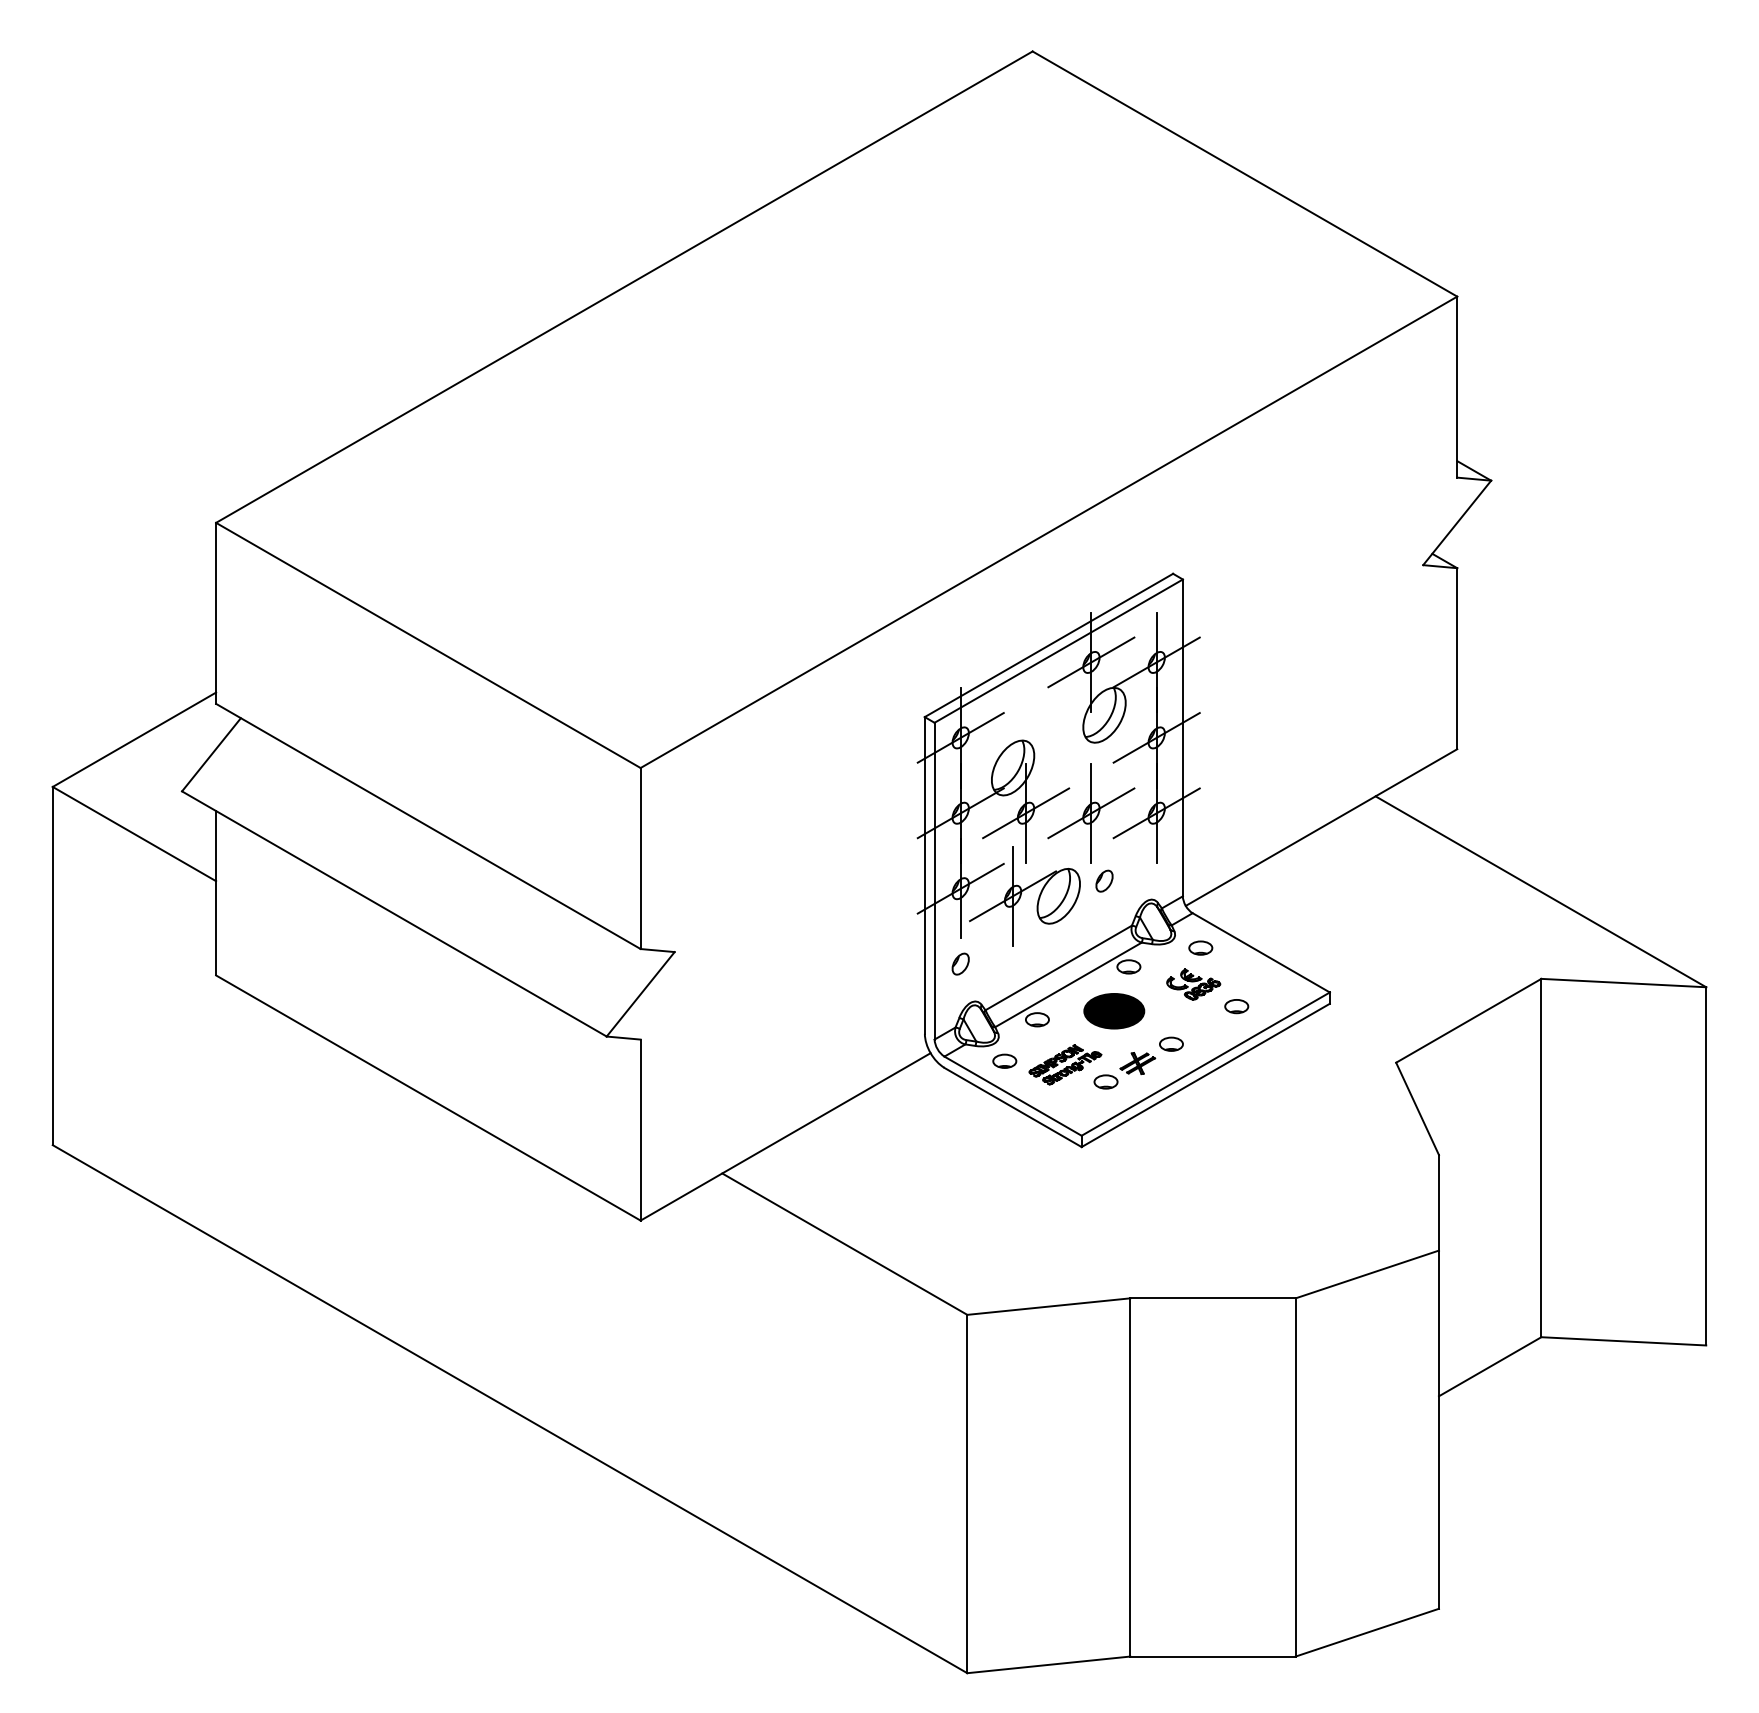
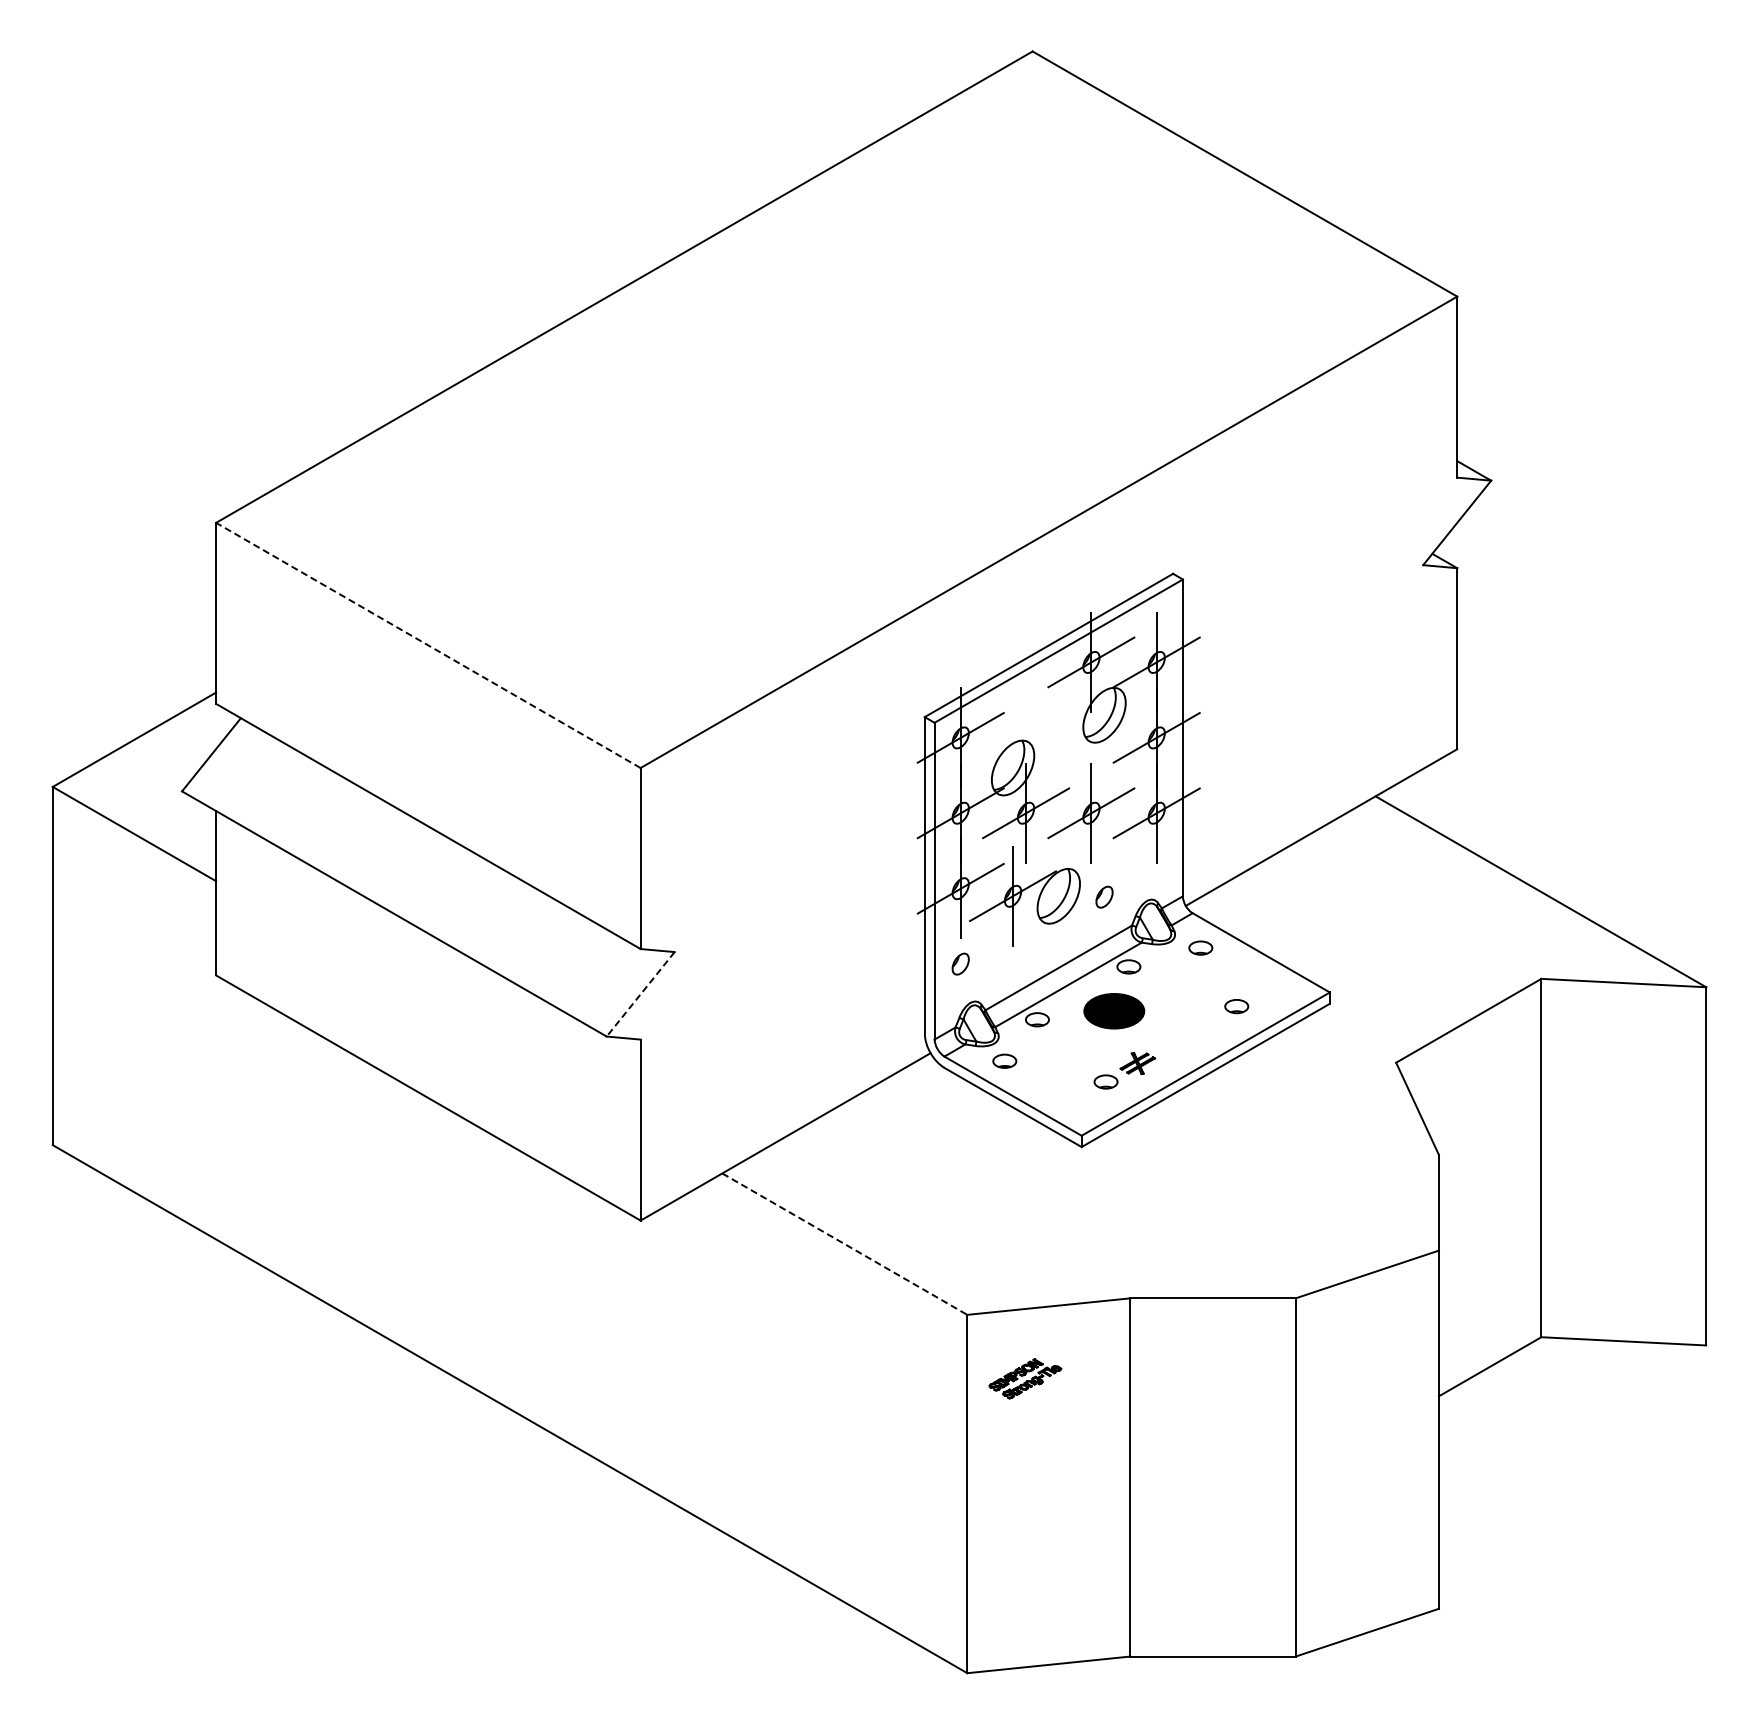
line: solid -> dashed (427, 645)
part position: (1104, 880) -> (1104, 896) (1104, 896)
part: present -> none (1193, 984)
line: solid -> dashed (640, 994)
part: present -> none (1171, 1043)
part position: (1065, 1064) -> (1025, 1378) (1025, 1378)
line: solid -> dashed (845, 1244)
